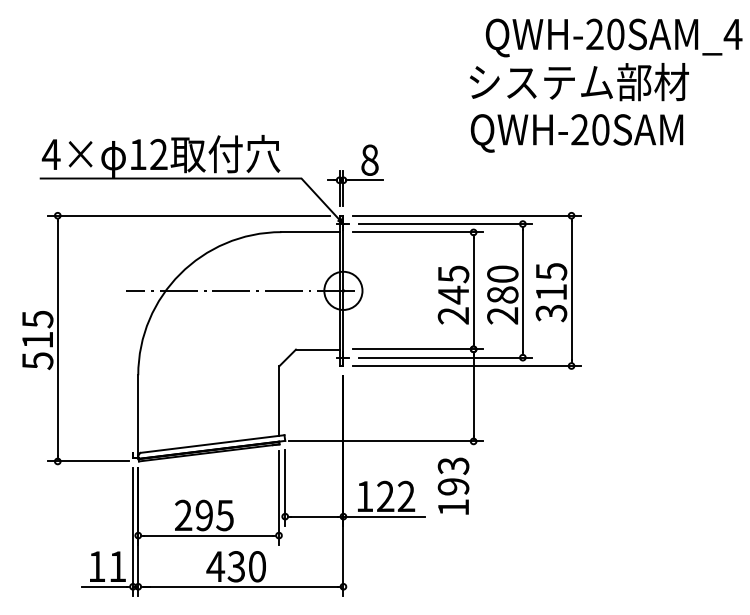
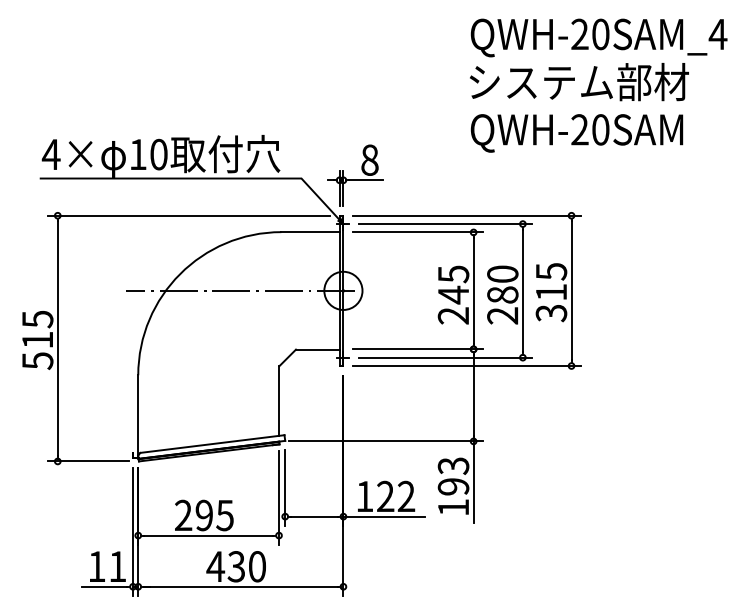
text position: (613, 37) -> (598, 37) (598, 37)
text: 12 -> 10 (158, 154)
line: none -> present (473, 481)
